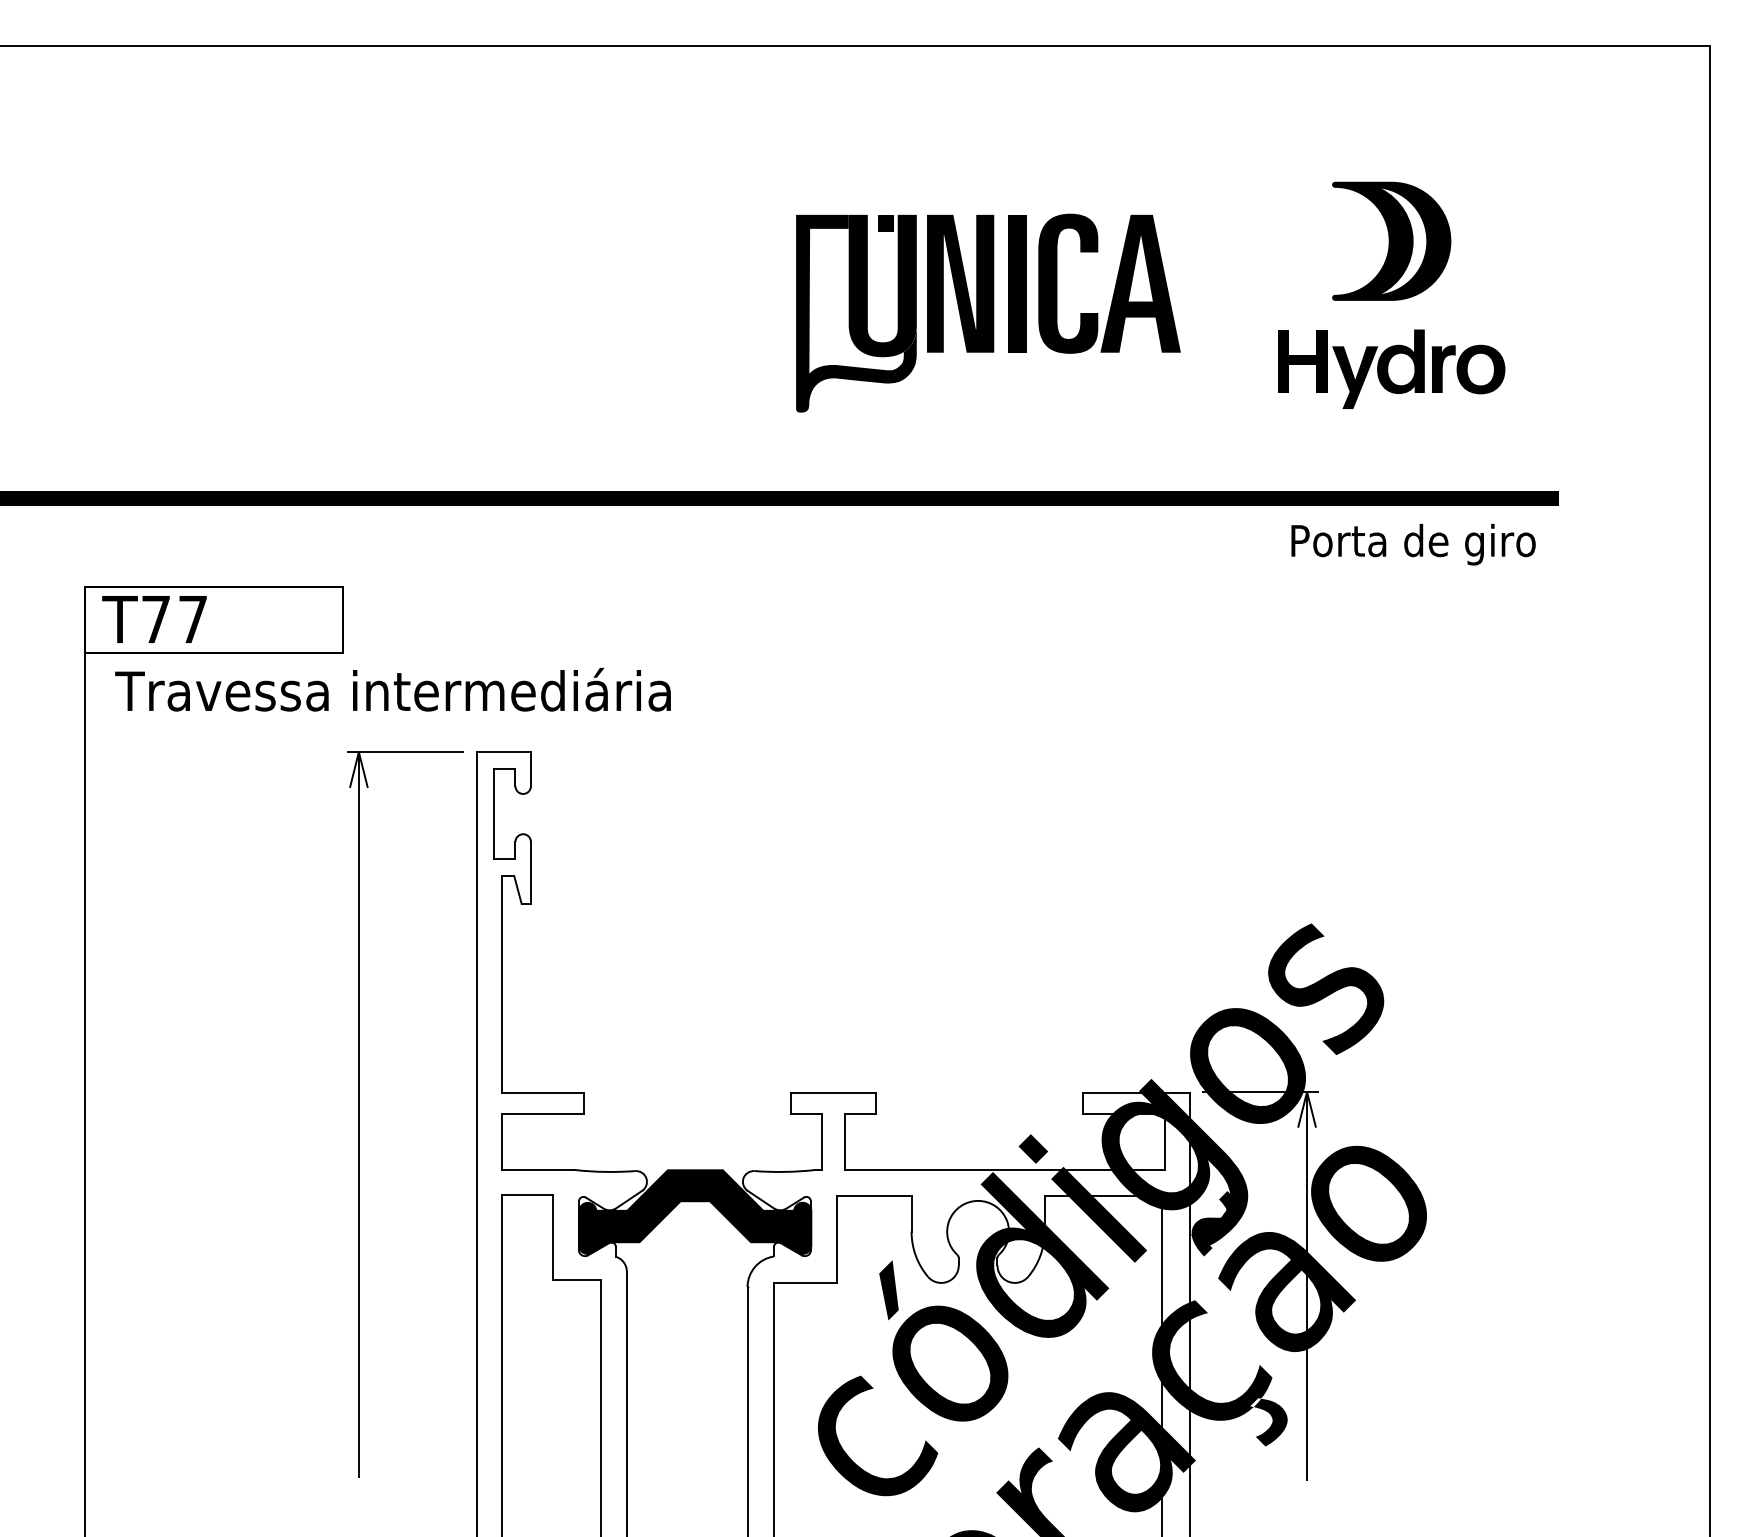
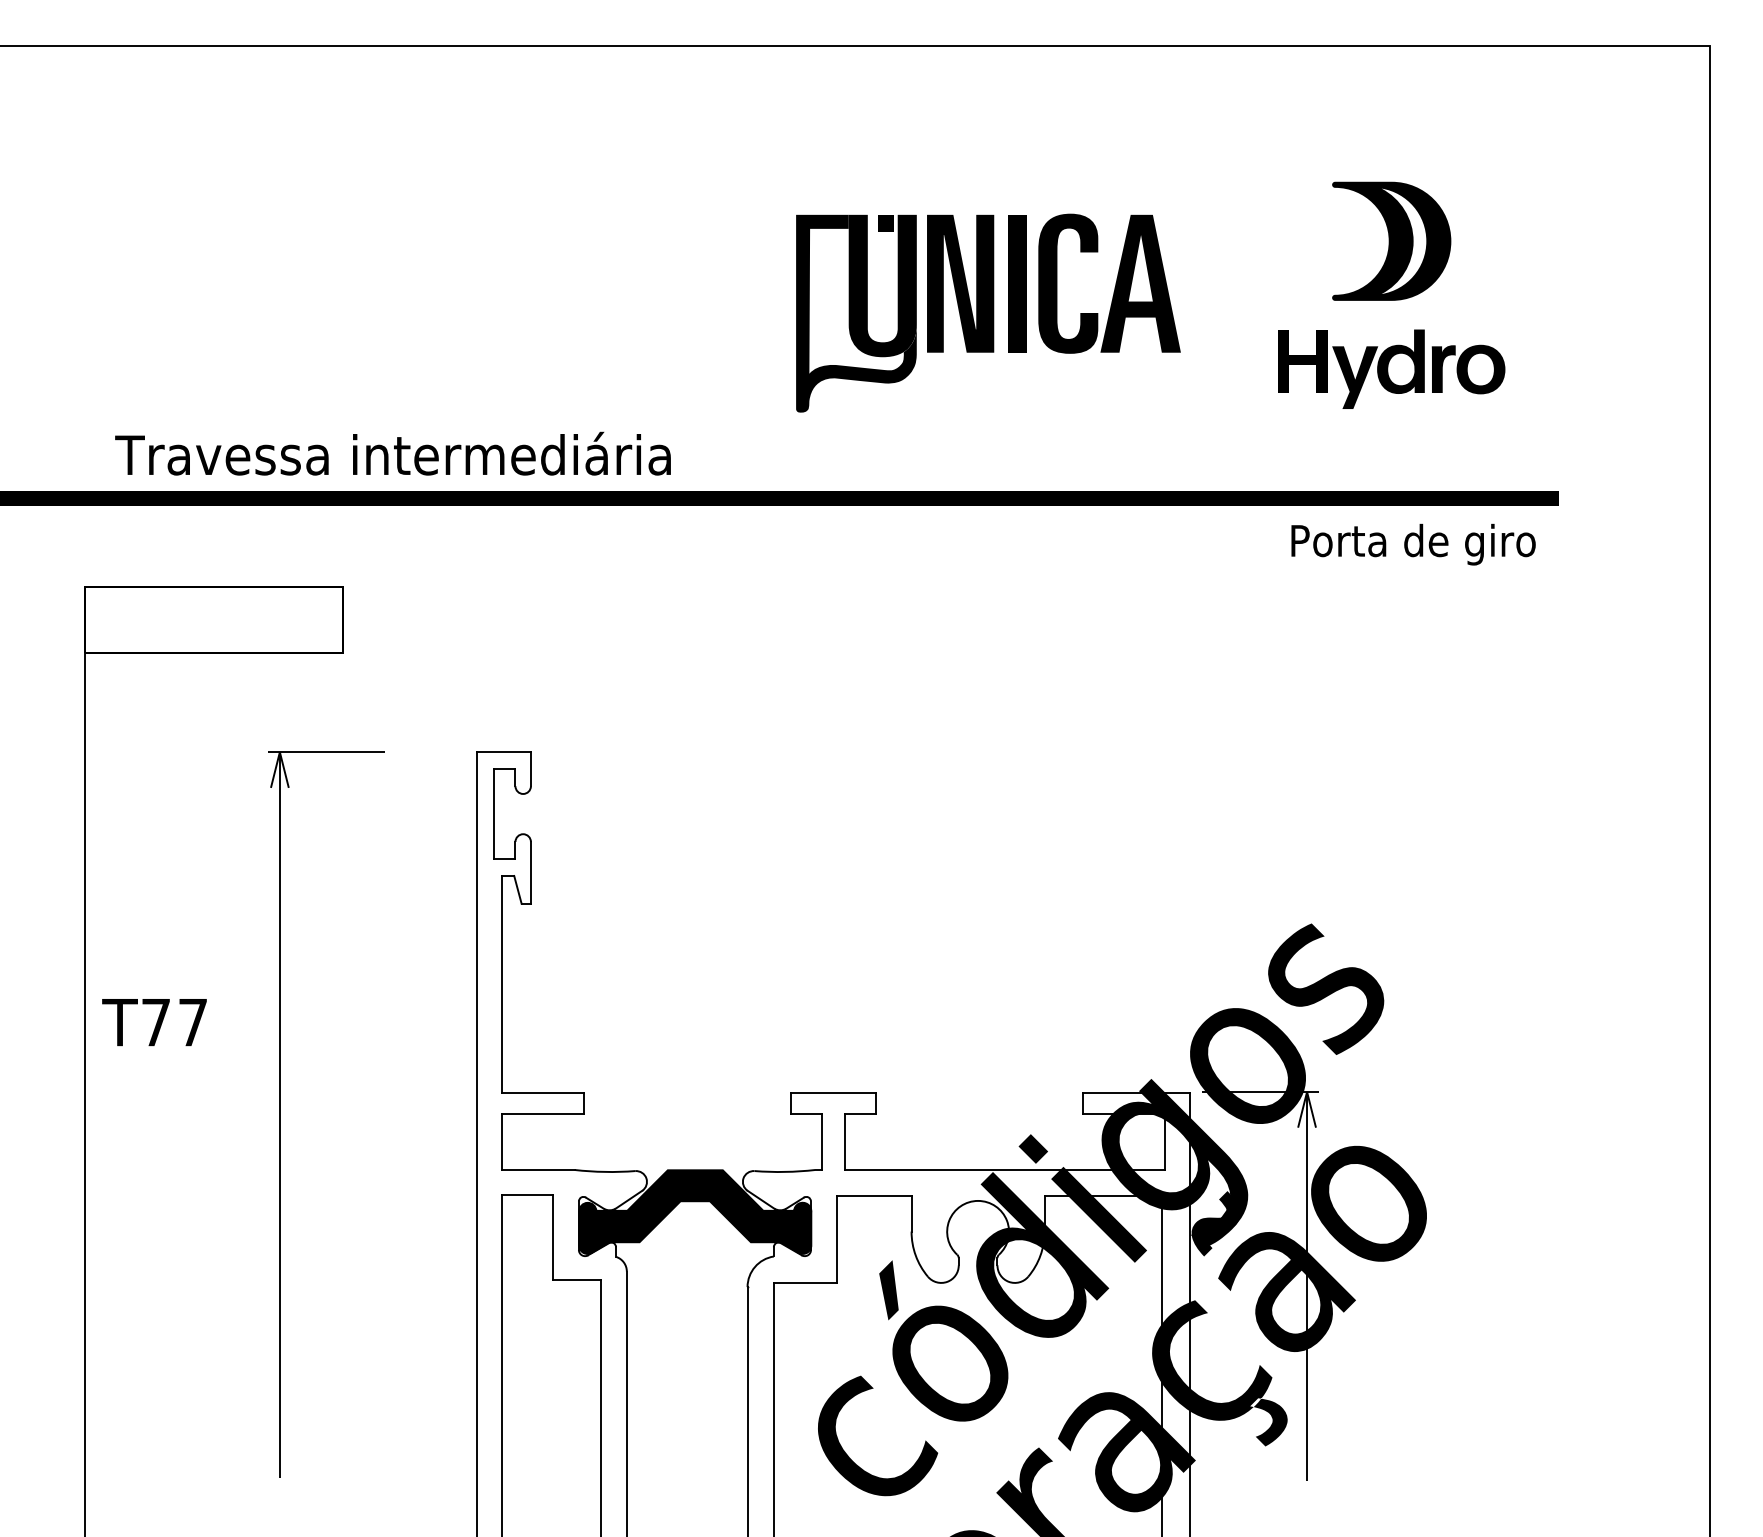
text position: (154, 619) -> (154, 1022) (154, 1022)
text position: (392, 689) -> (392, 453) (392, 453)
part position: (359, 1114) -> (280, 1114) (280, 1114)
